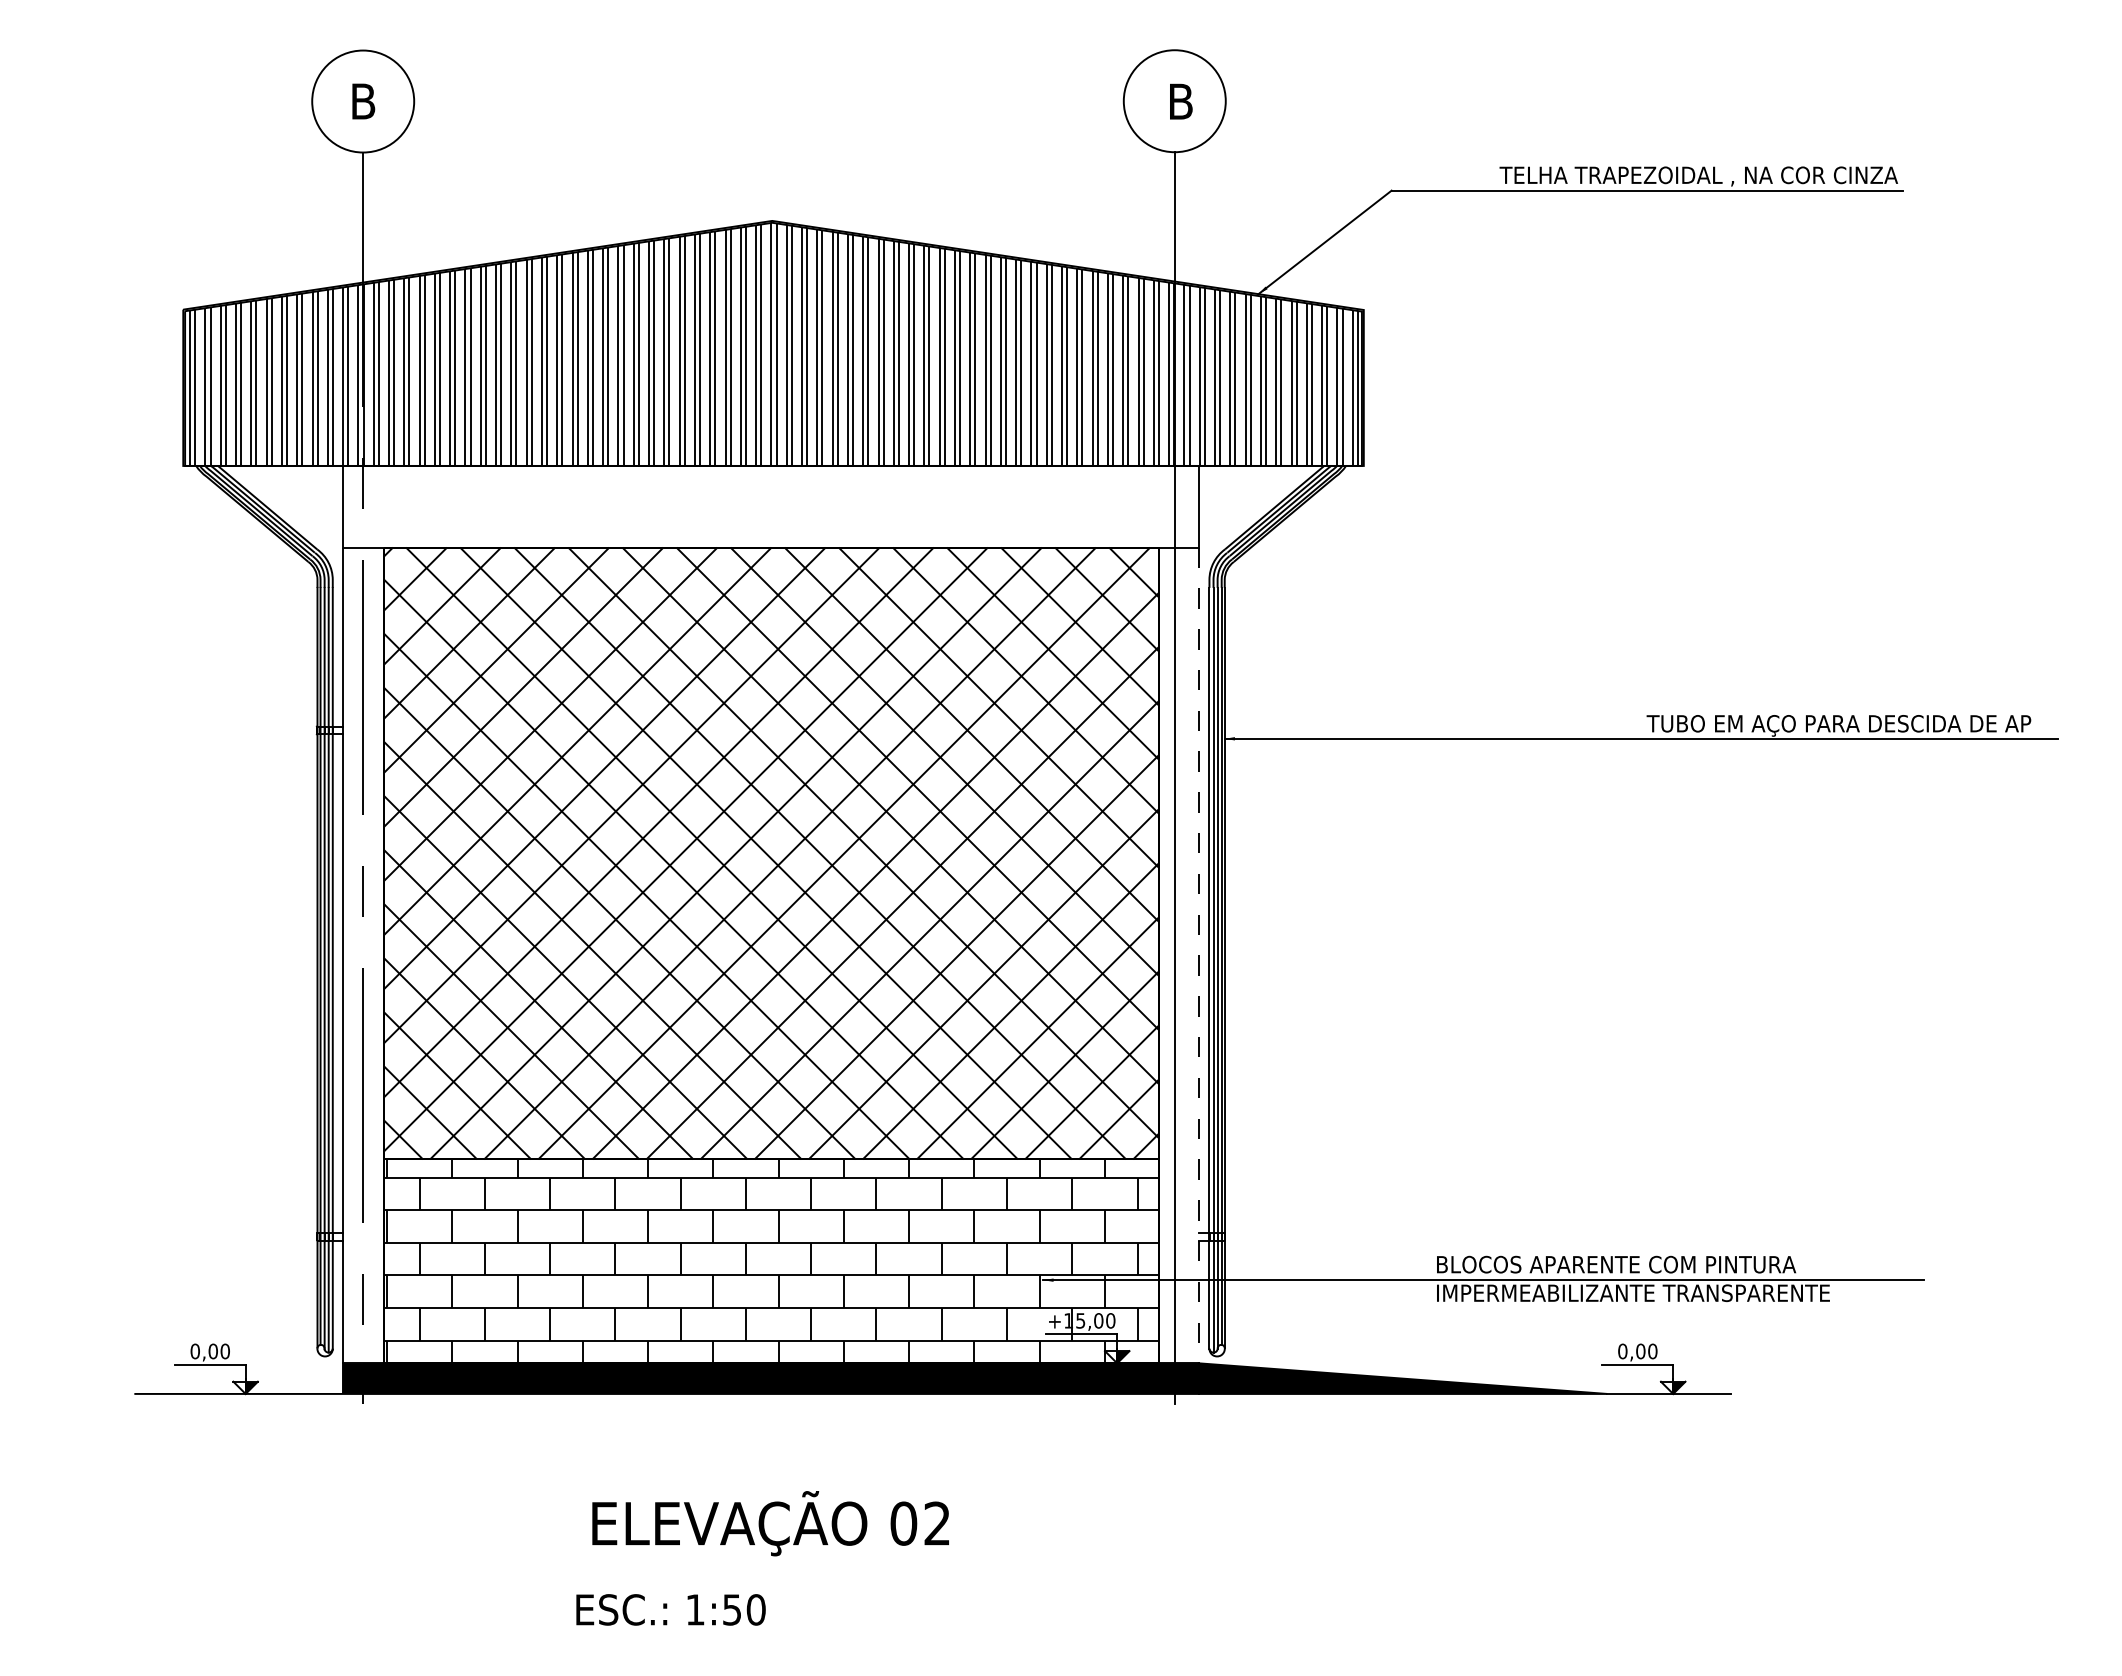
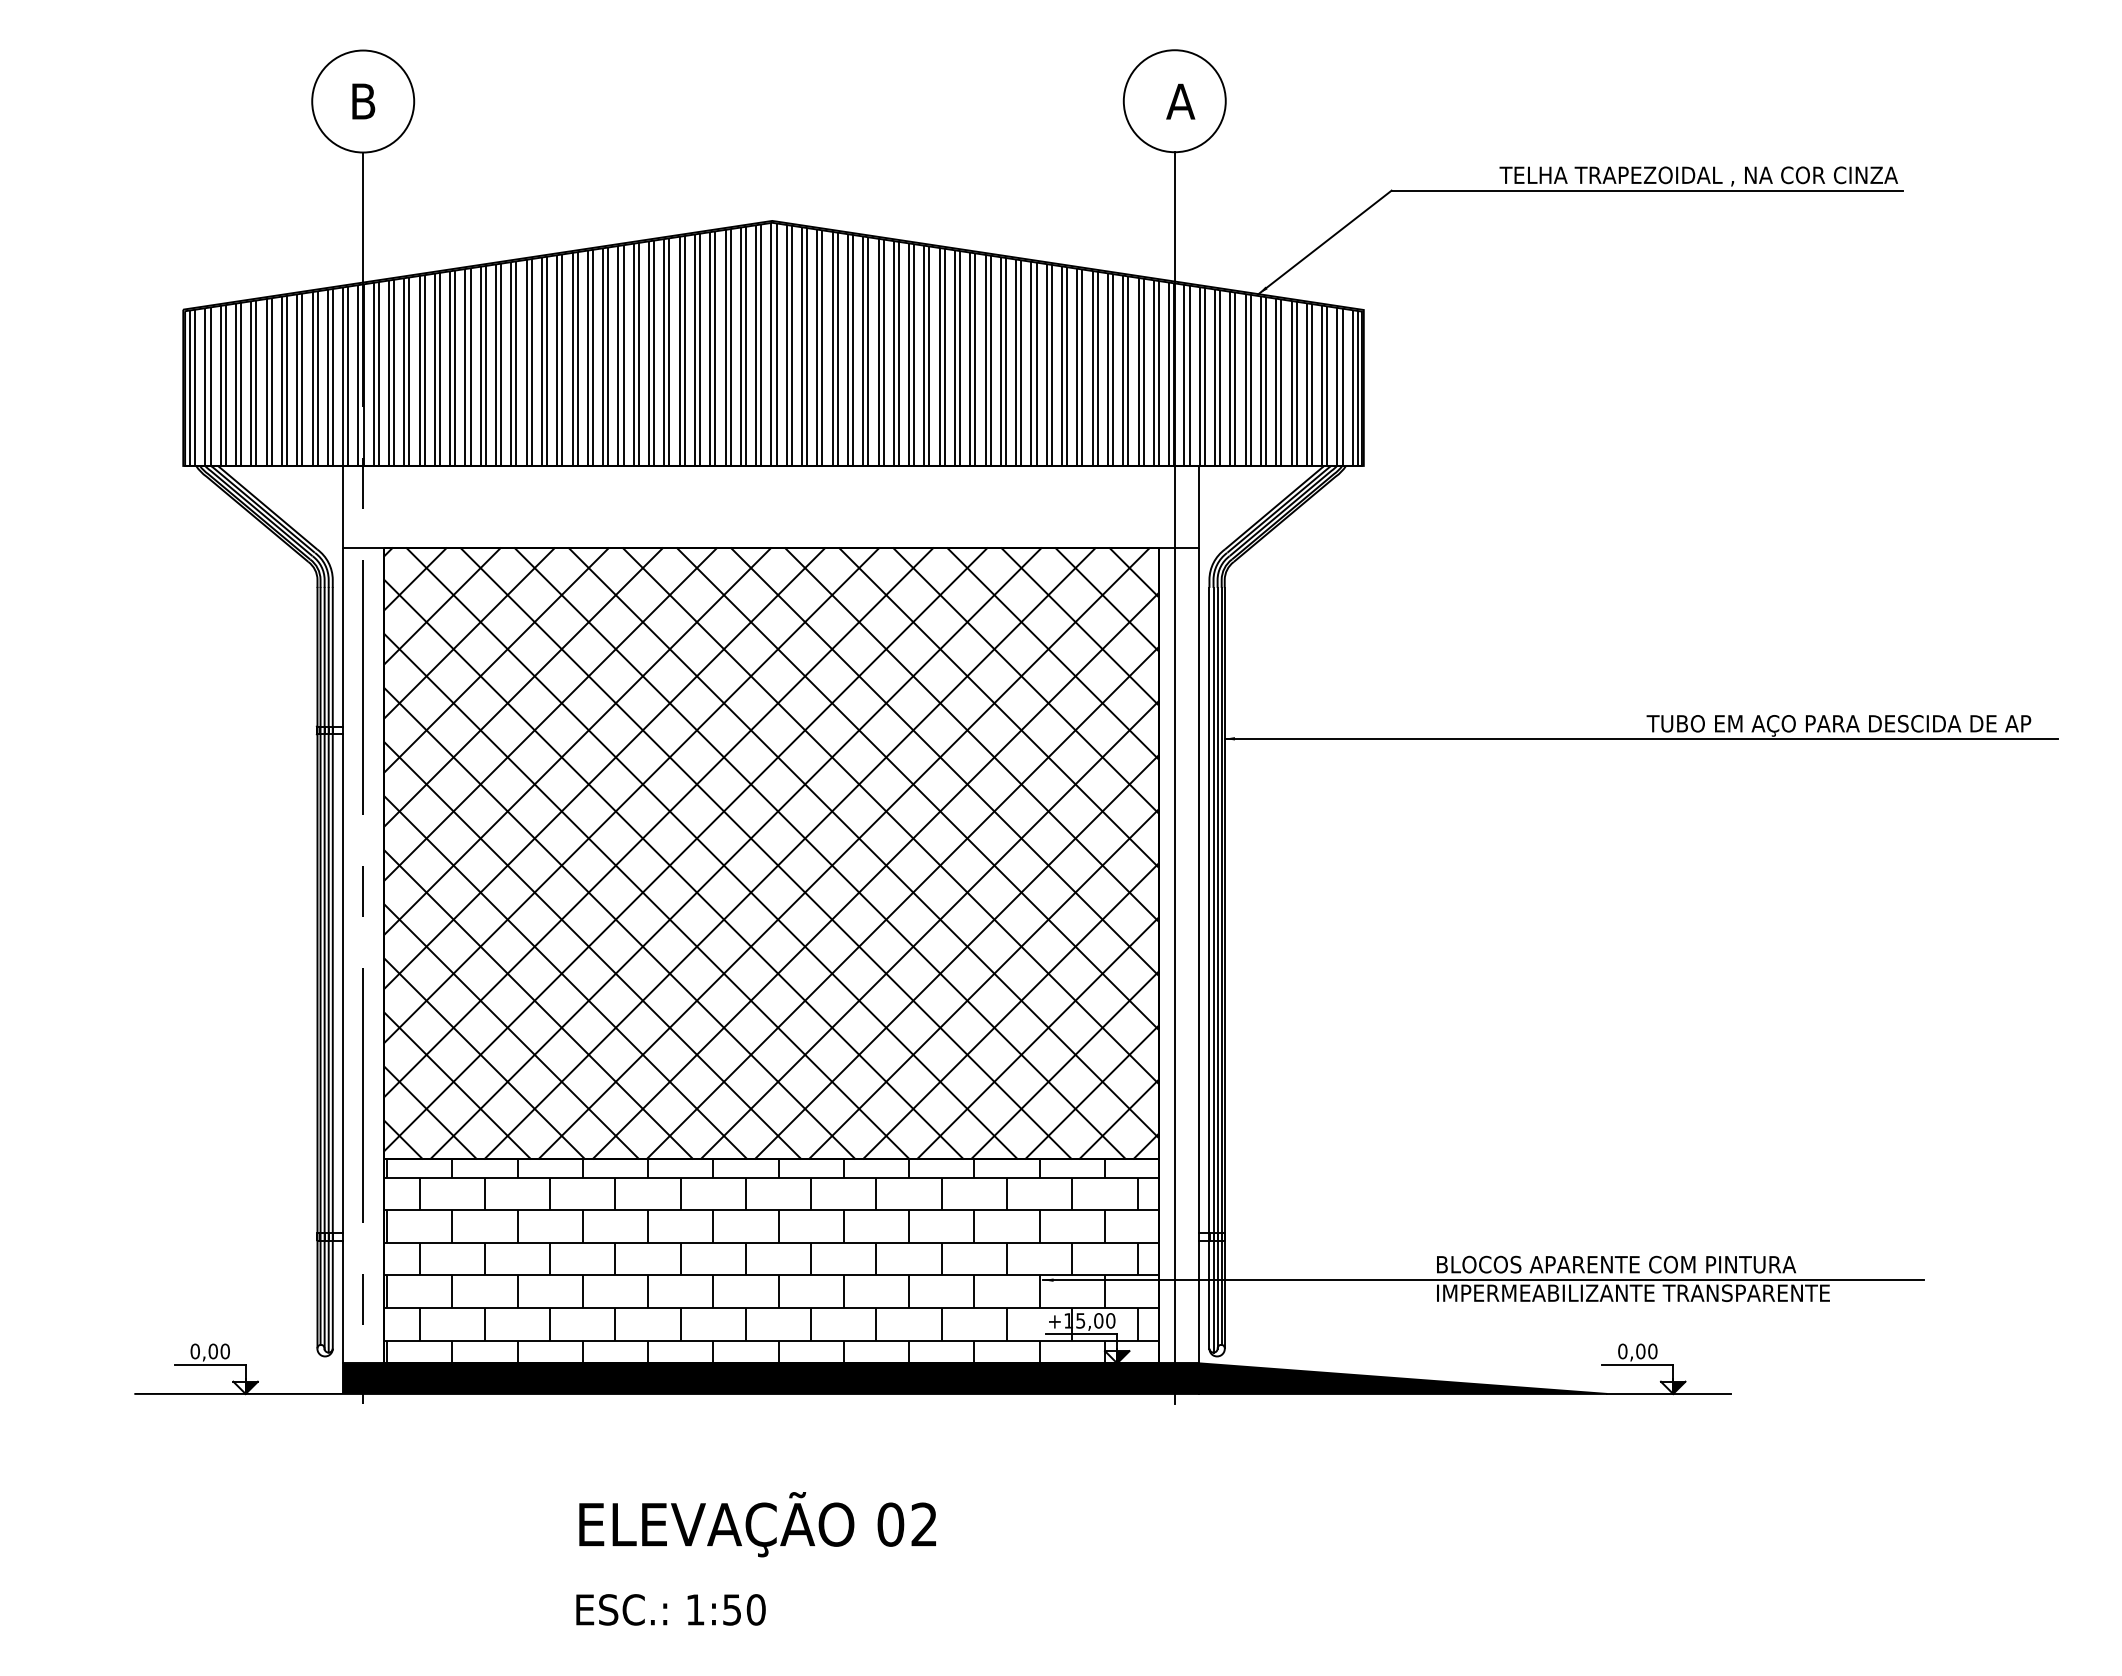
text: B -> A (1180, 101)
line: dashed -> solid (1199, 955)
text position: (770, 1523) -> (757, 1524) (757, 1524)
